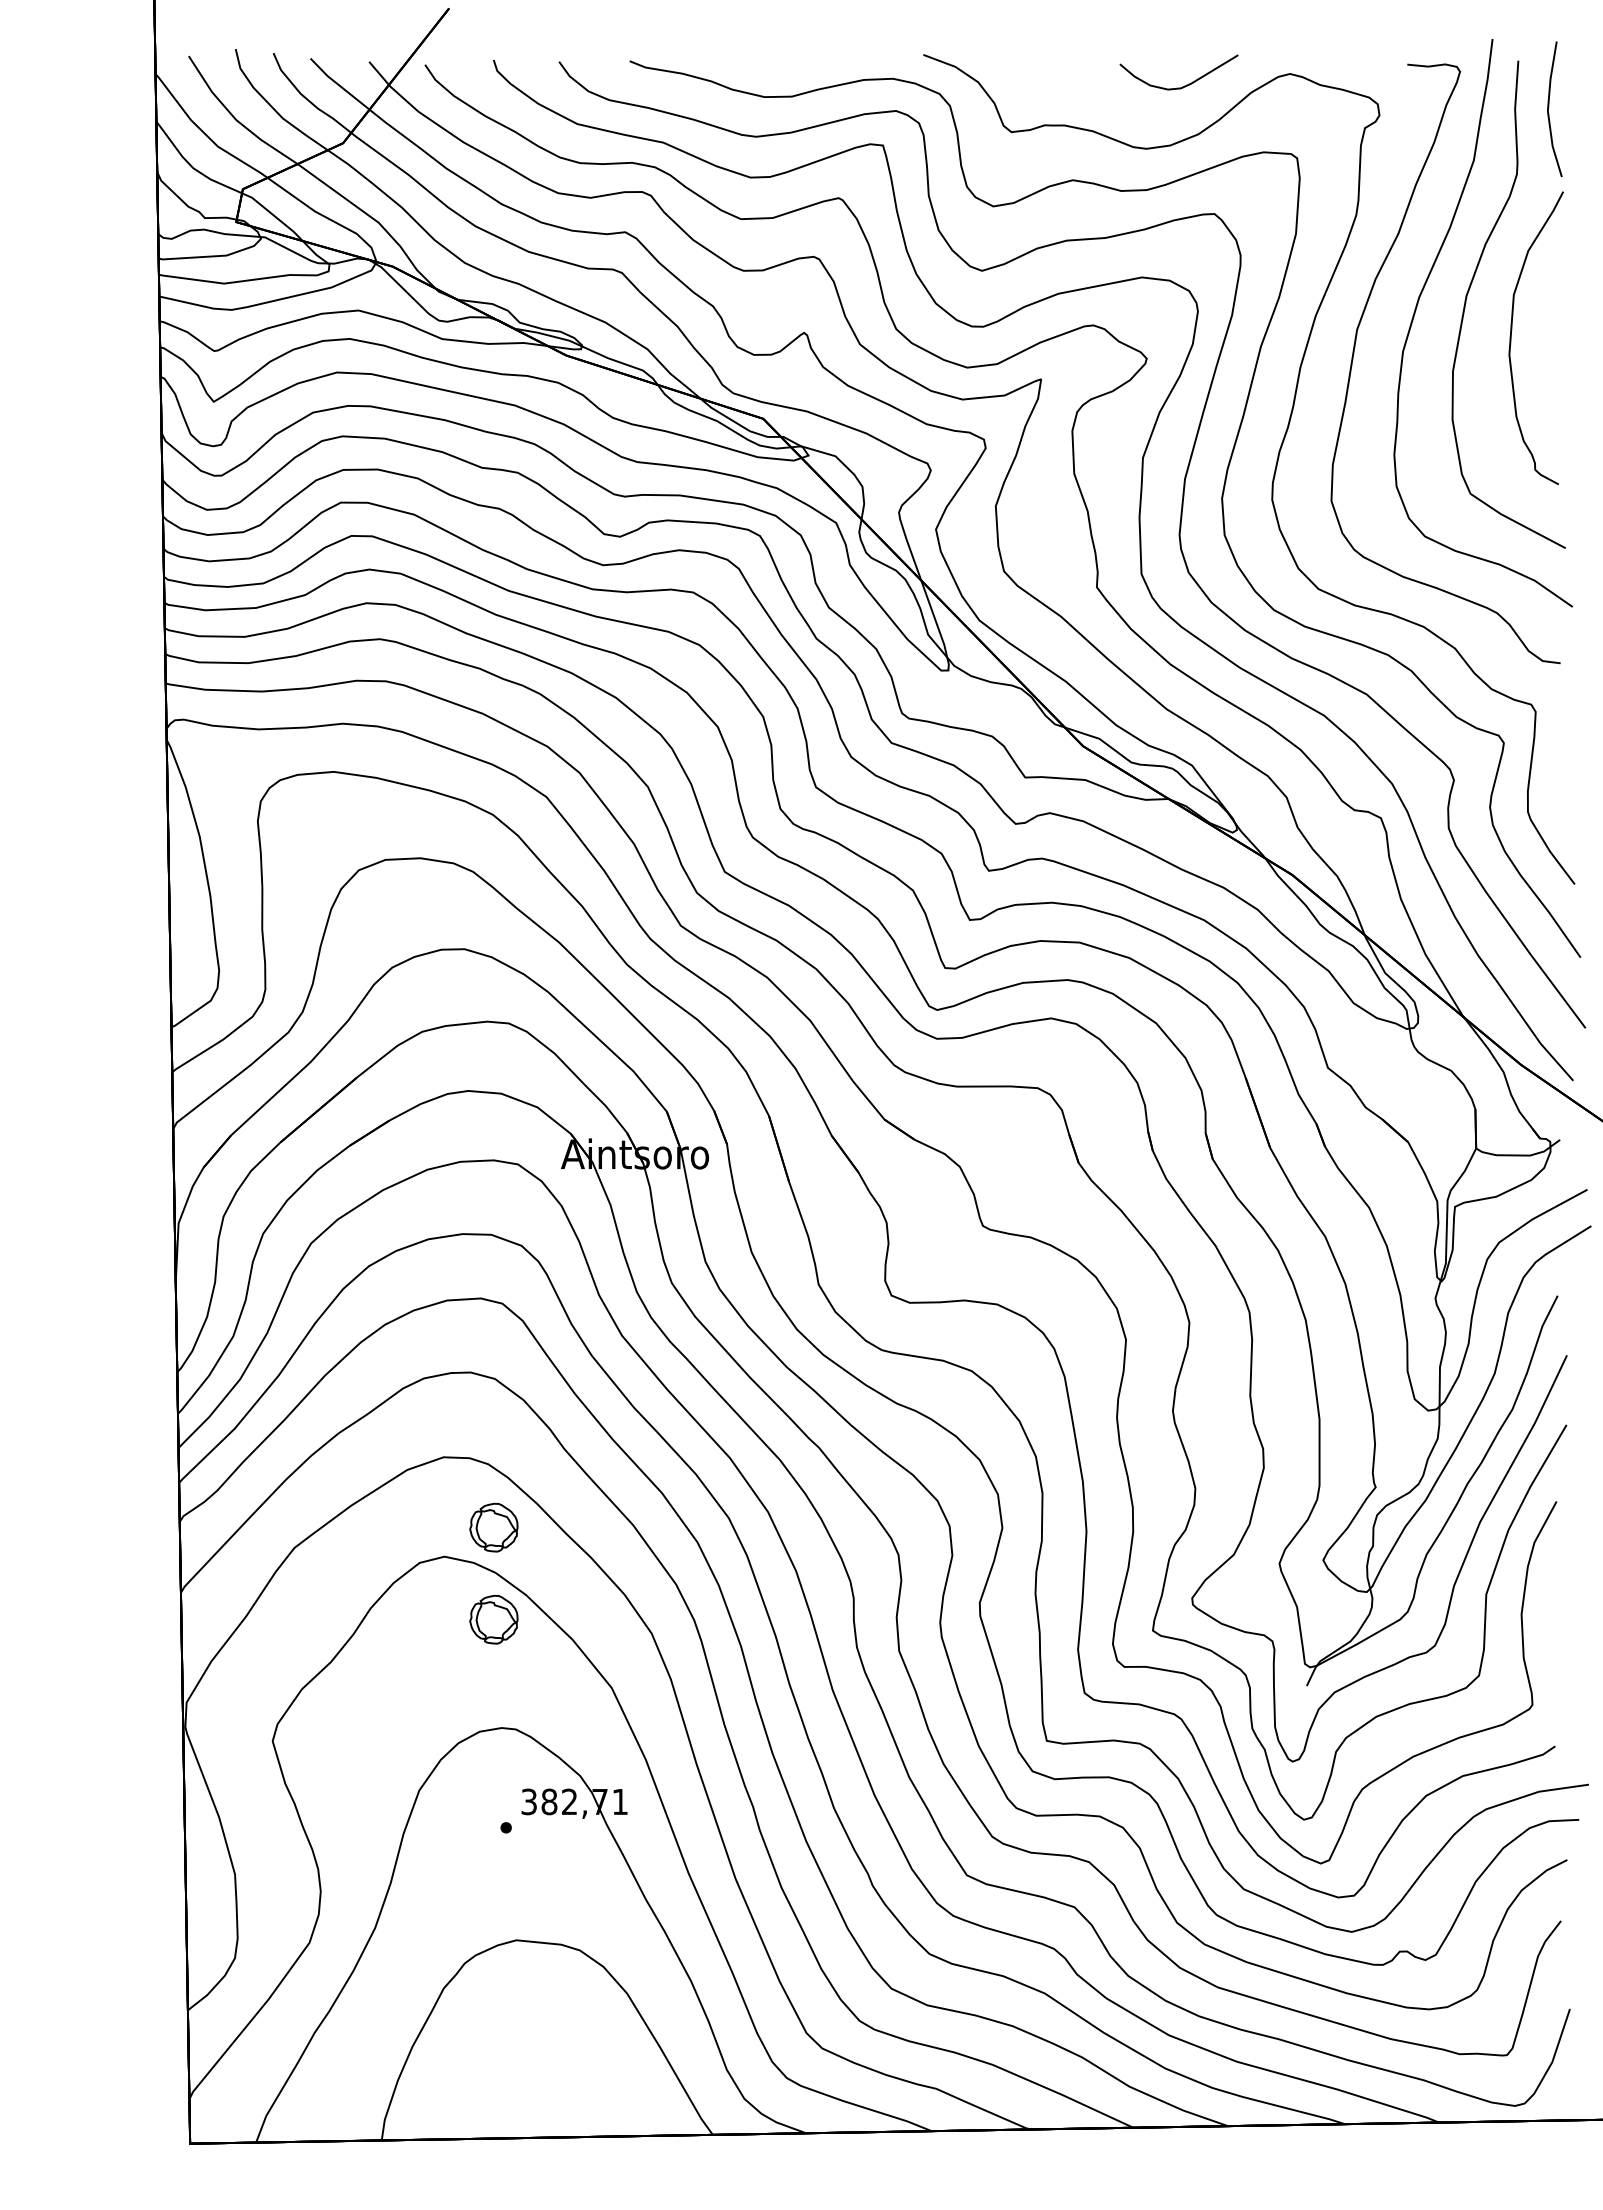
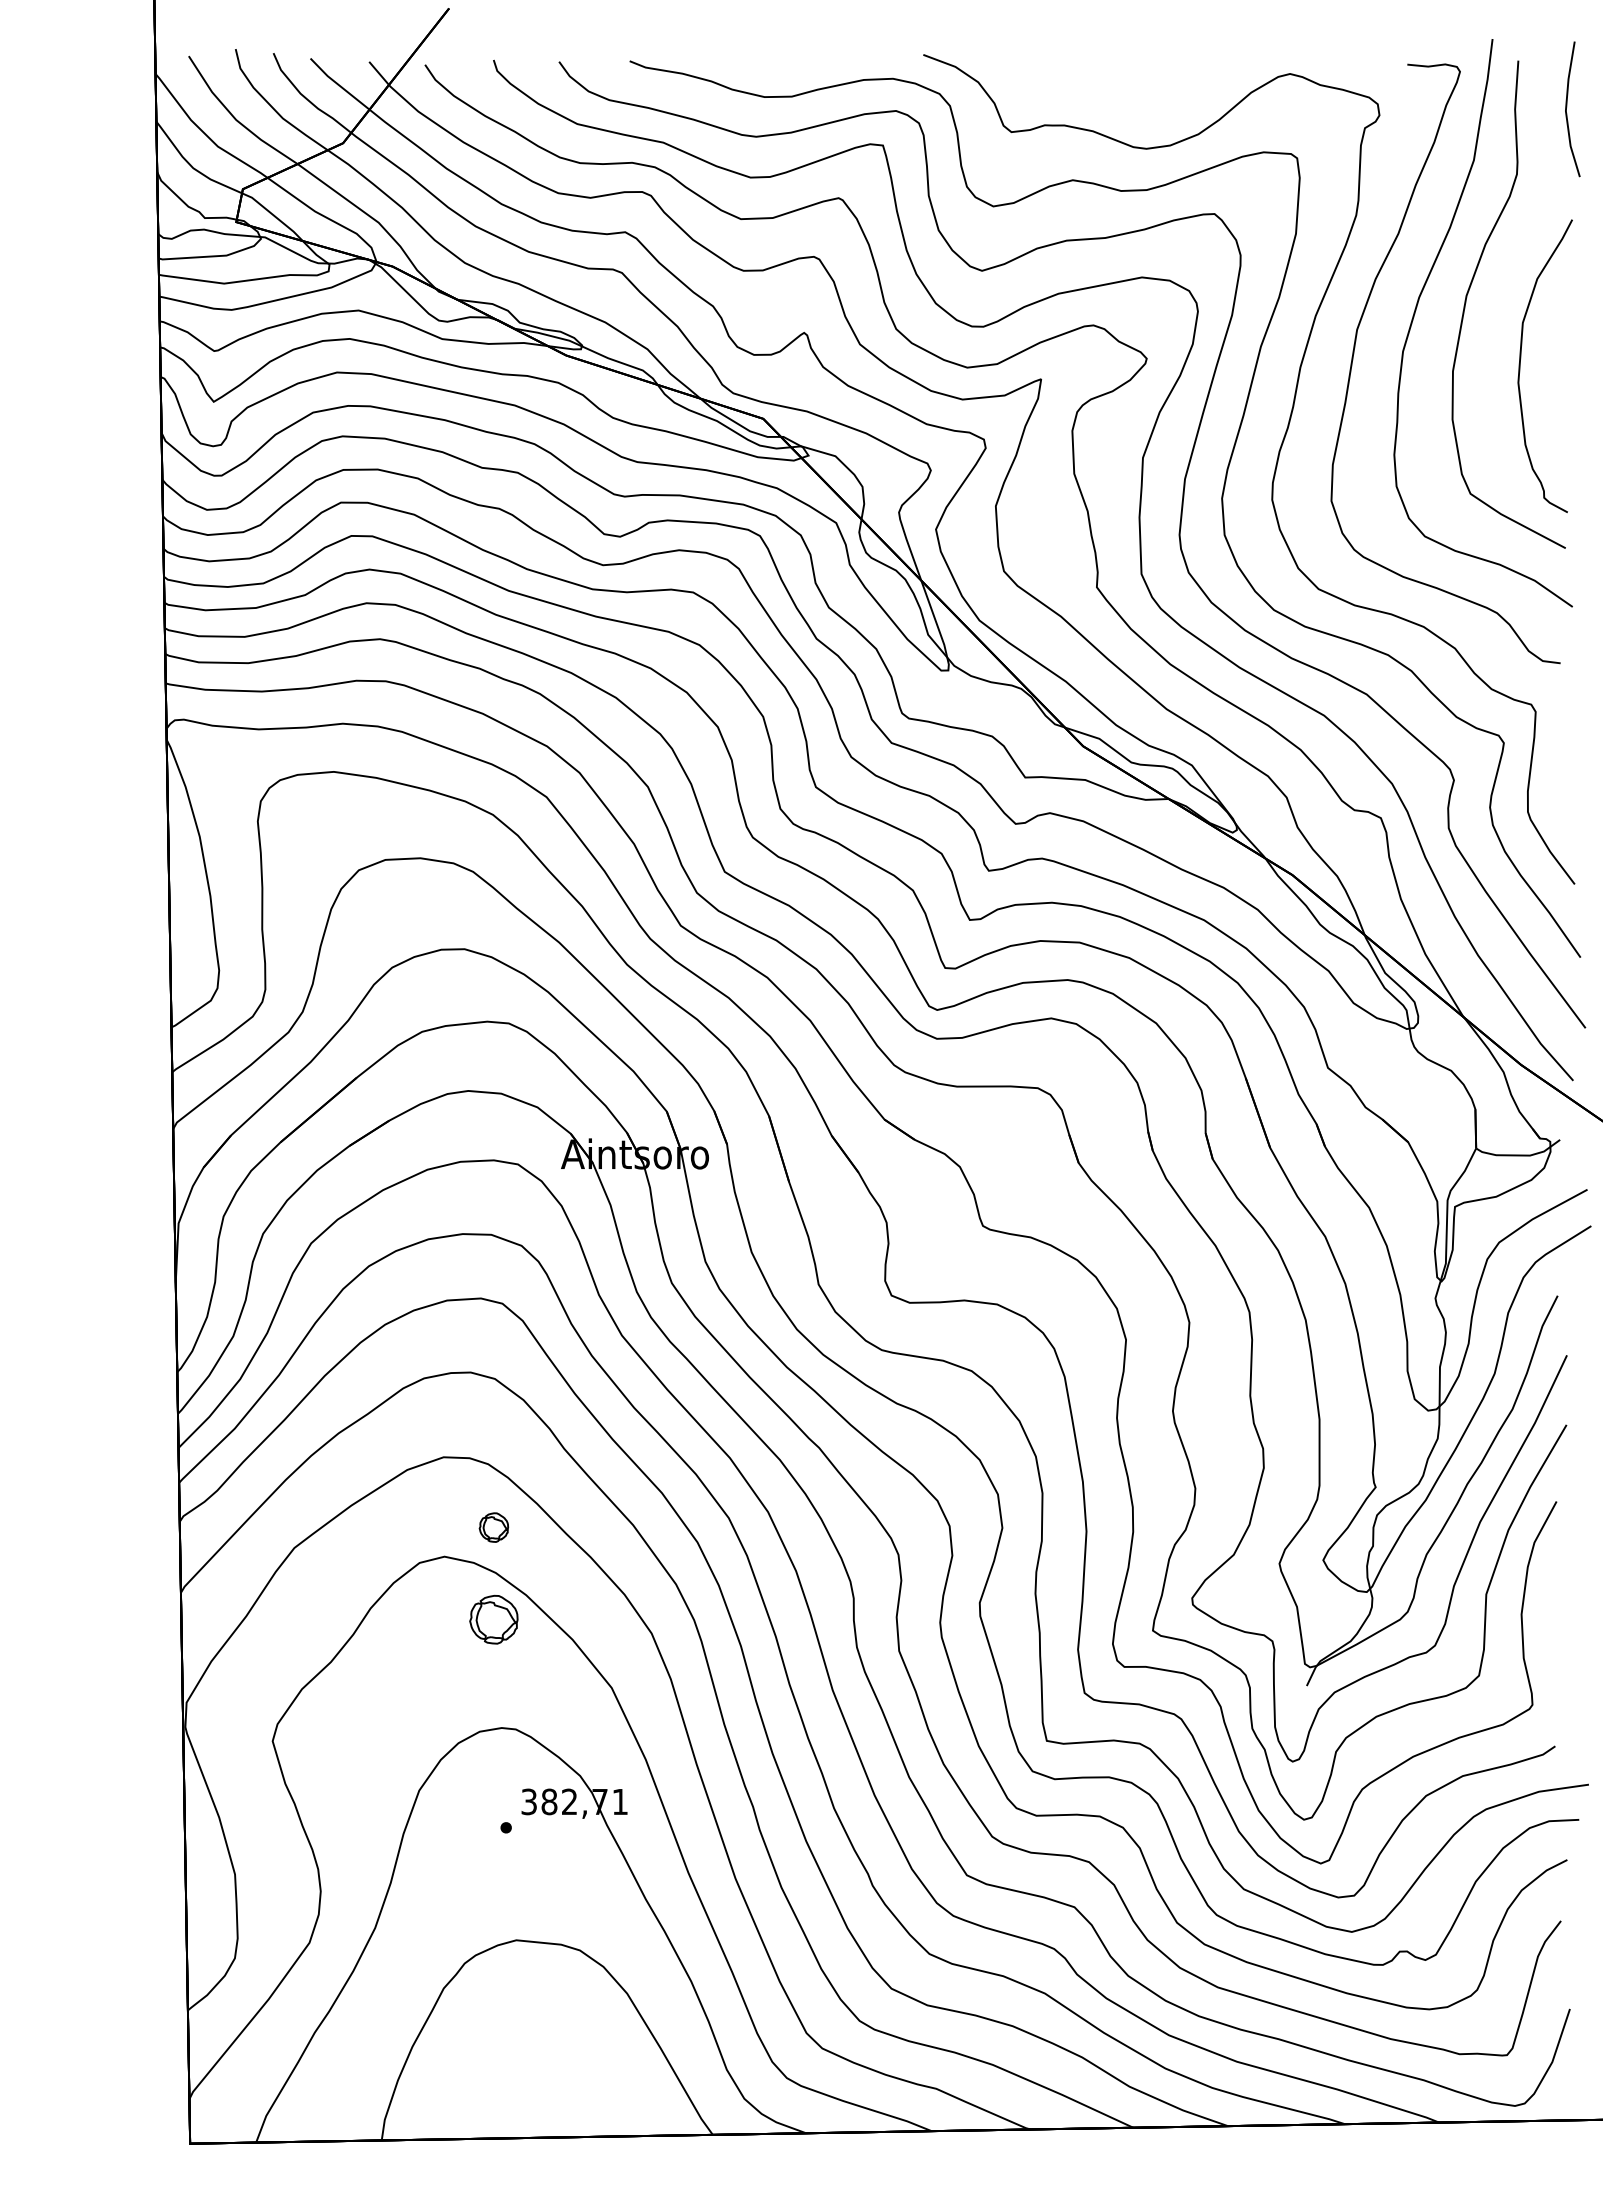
curve: present -> none (1184, 85)
line position: (1549, 107) -> (1567, 107) (1567, 107)
curve position: (1511, 338) -> (1520, 366) (1520, 366)
part size: 50x51 px -> 32x31 px (493, 1527)
